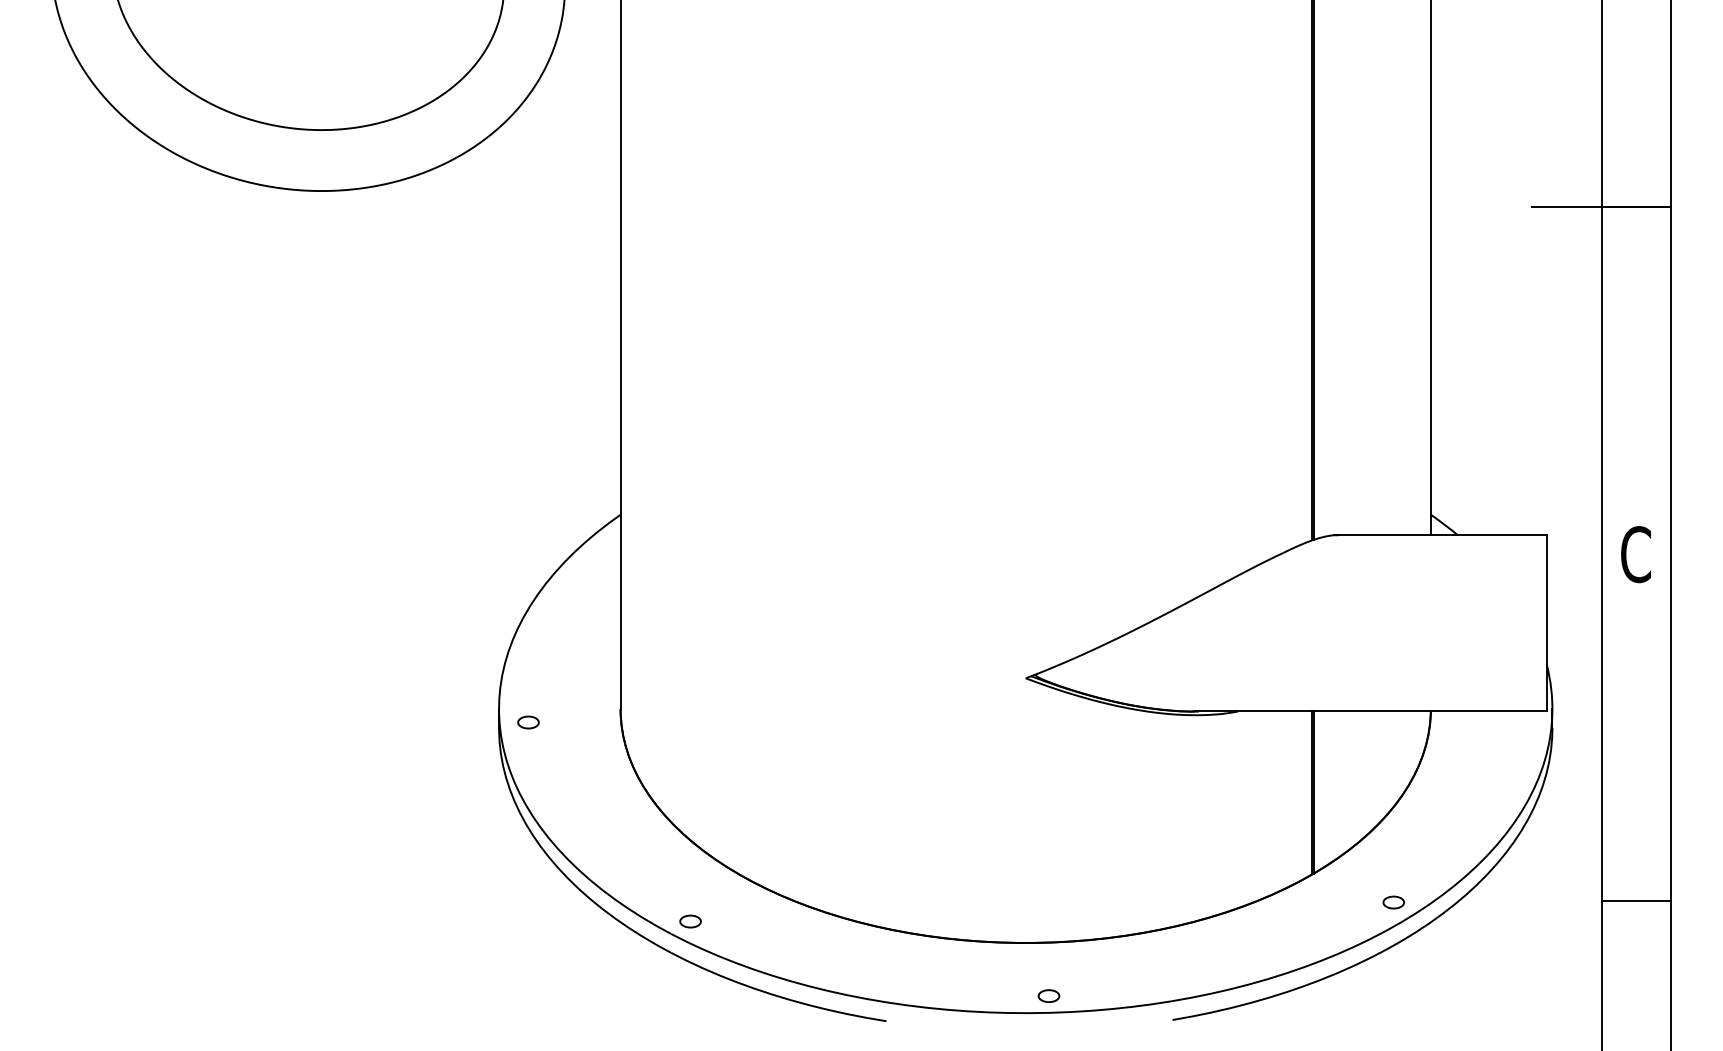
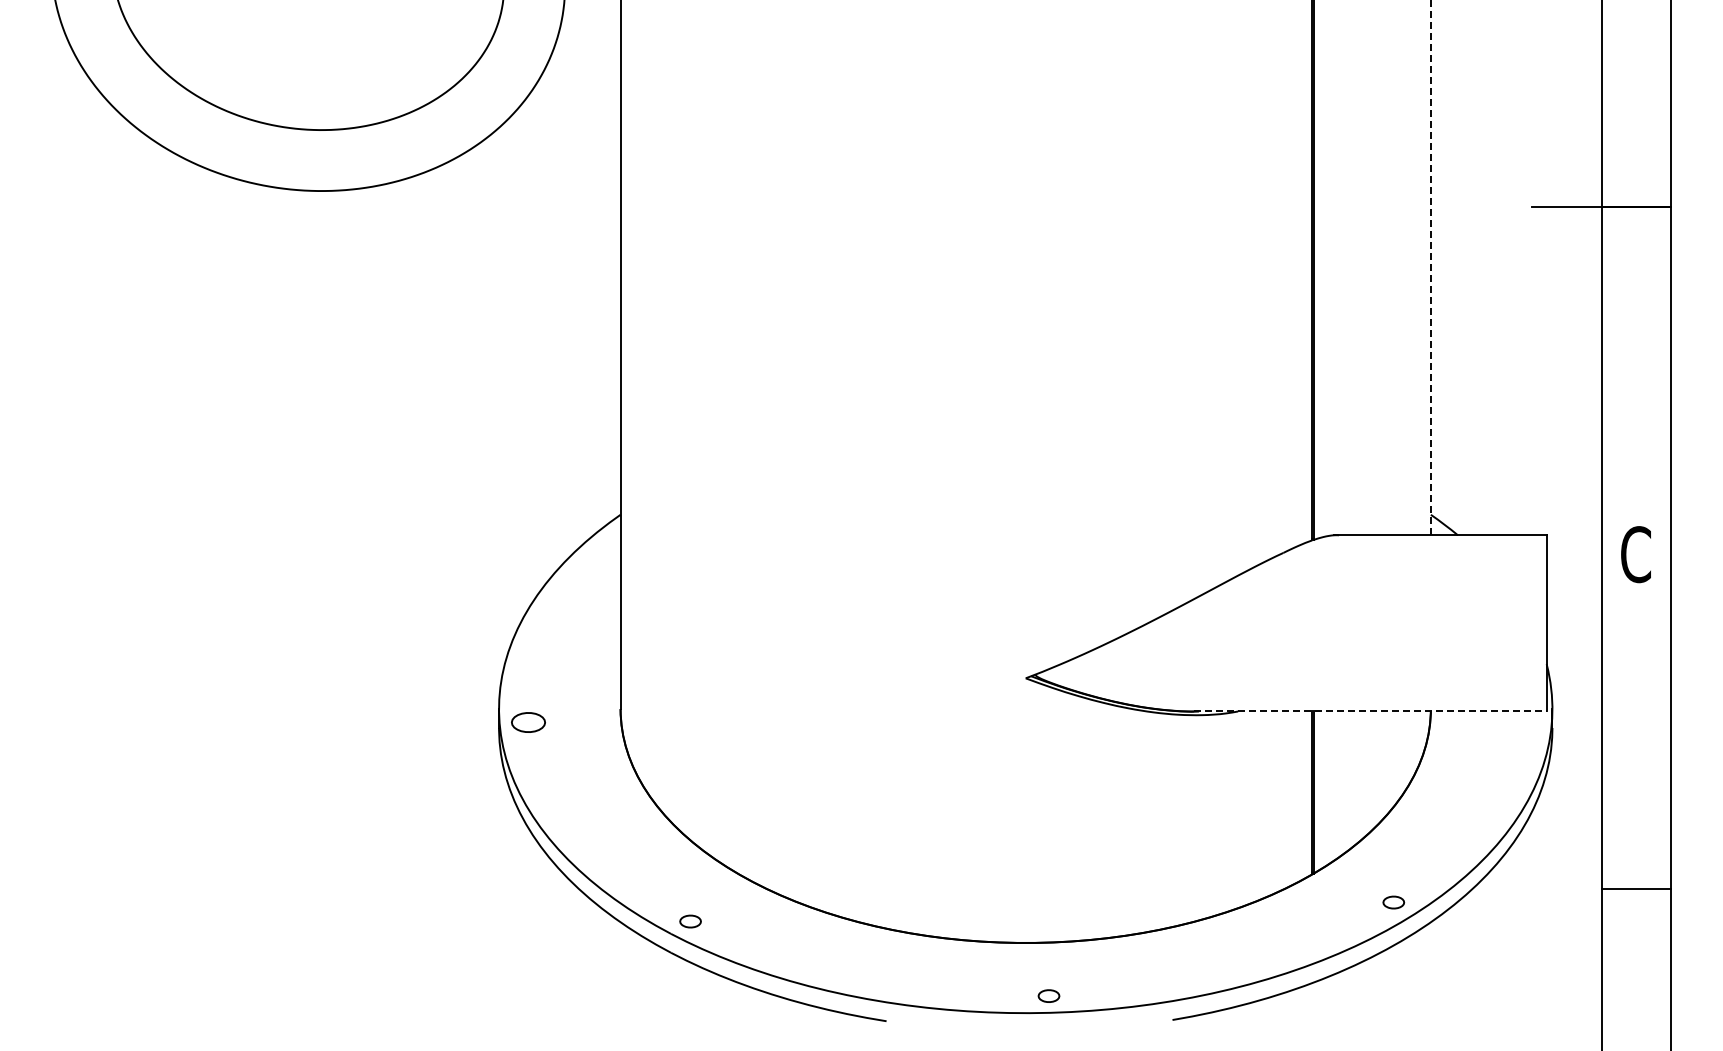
line: solid -> dashed (1430, 267)
line: solid -> dashed (1370, 711)
part size: 23x15 px -> 35x21 px (528, 722)
line position: (1636, 901) -> (1636, 889) (1636, 889)
